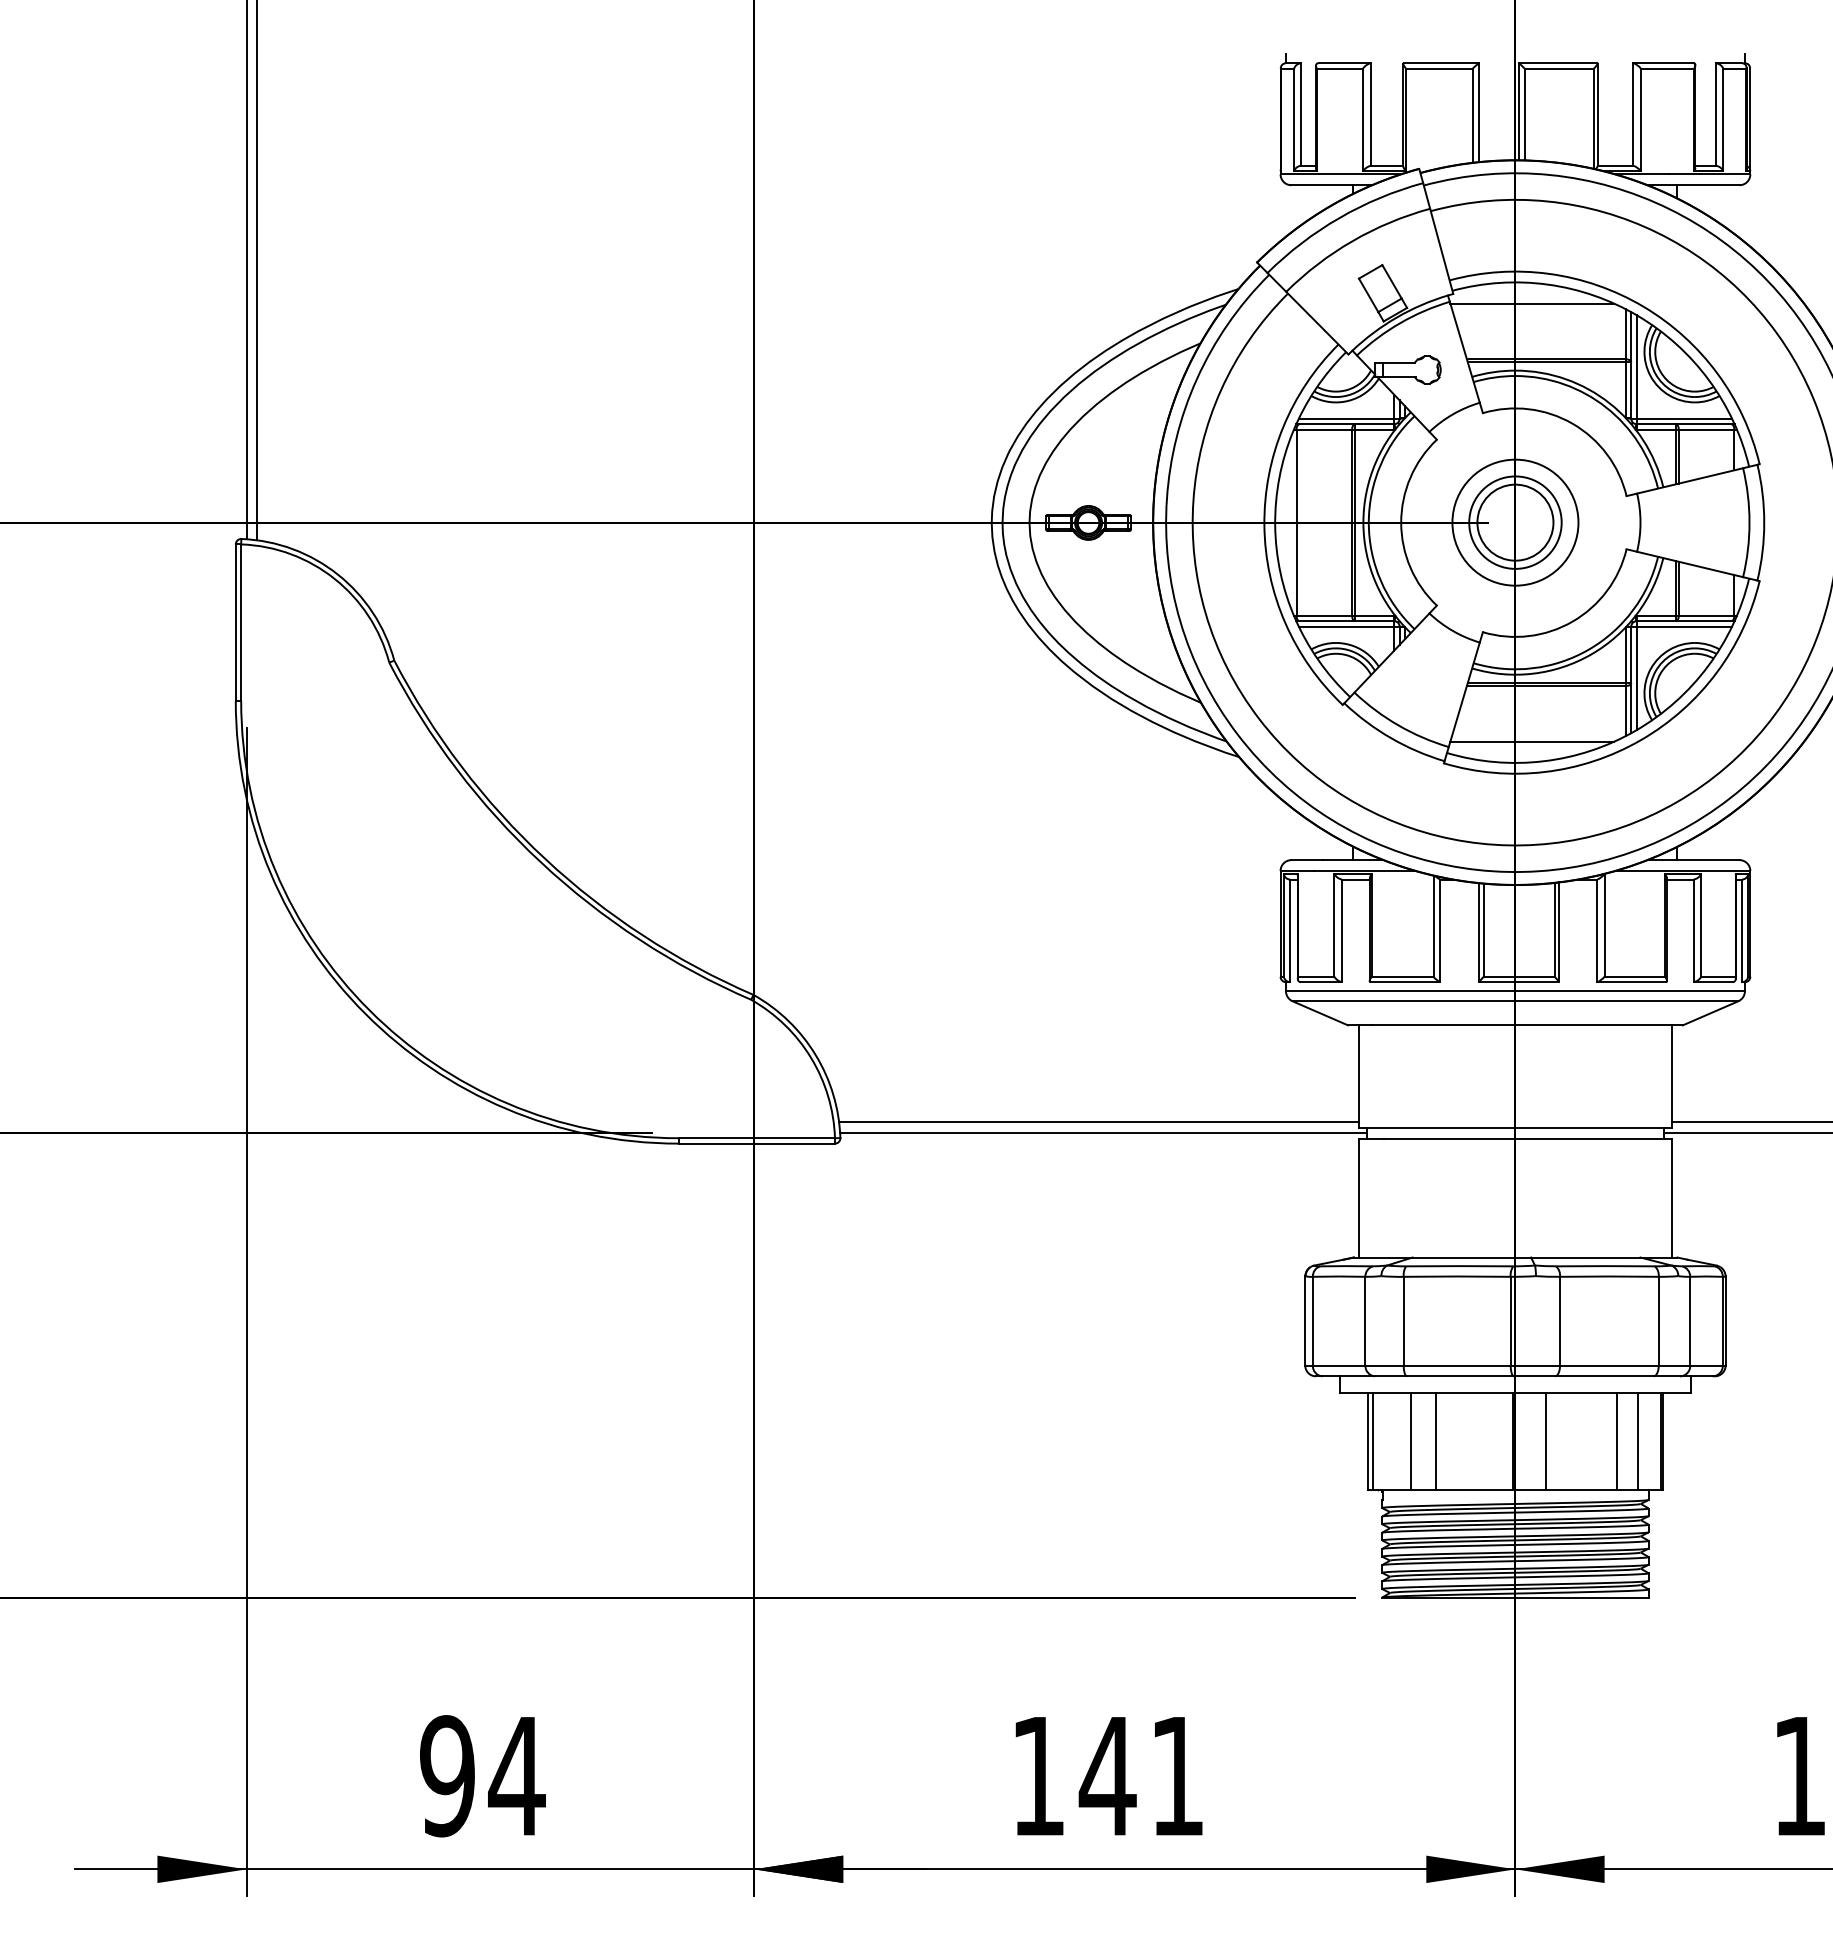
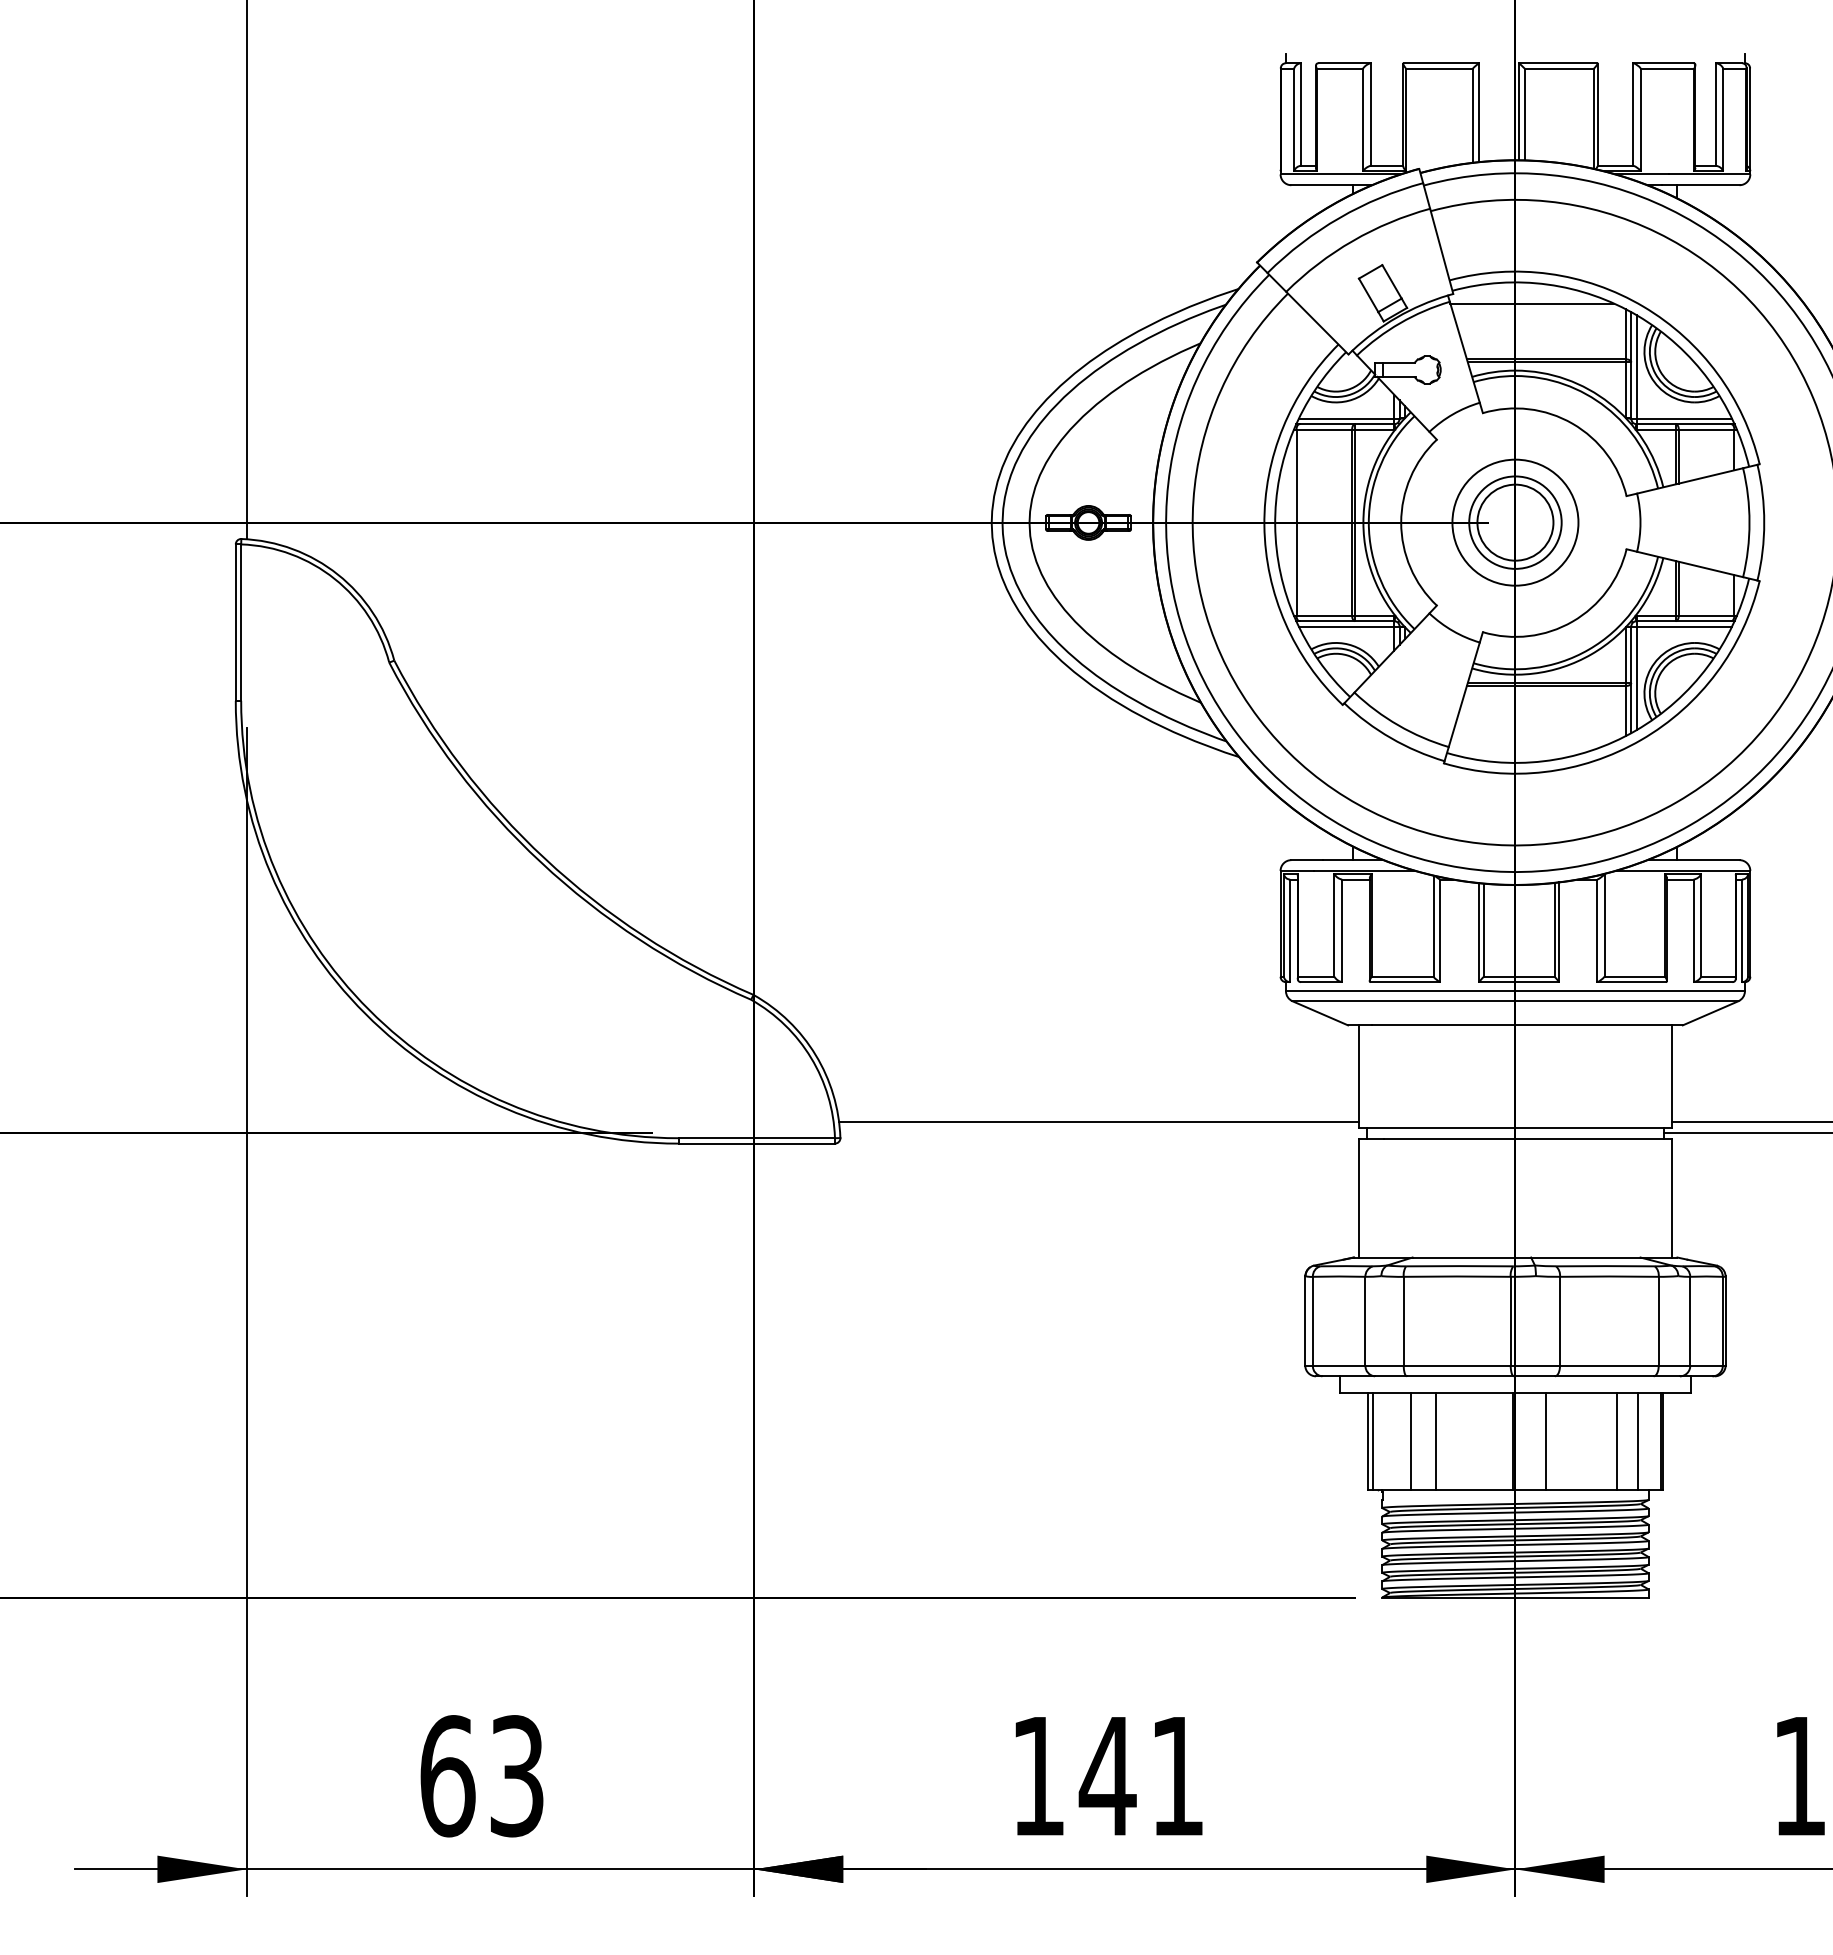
line: present -> none (257, 271)
line: present -> none (1532, 741)
line: present -> none (1103, 1132)
text: 94 -> 63 (482, 1776)
